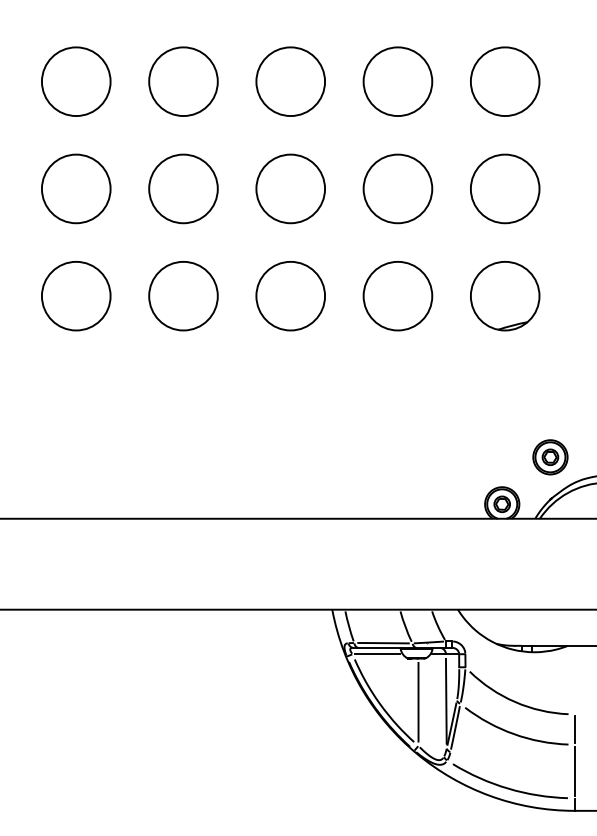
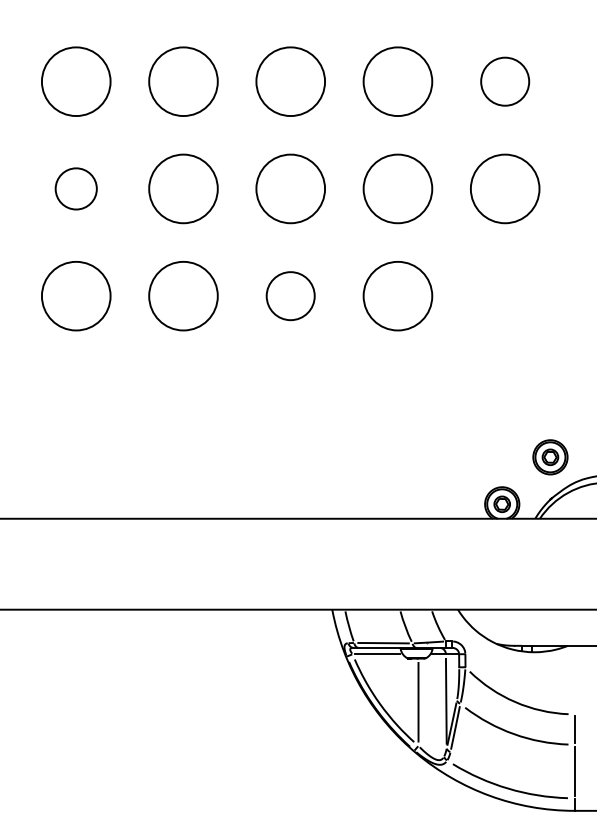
circle diameter: 69 px -> 48 px (505, 81)
circle diameter: 69 px -> 41 px (75, 188)
circle diameter: 69 px -> 48 px (290, 296)
part: present -> none (505, 296)
